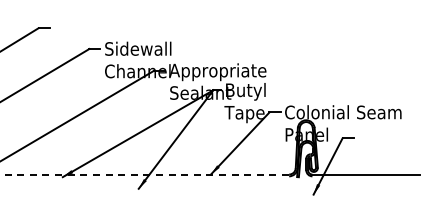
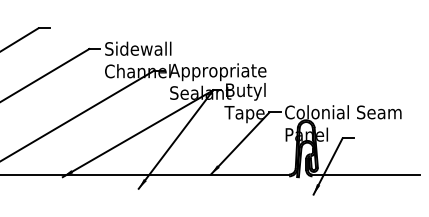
line: dashed -> solid (145, 174)
